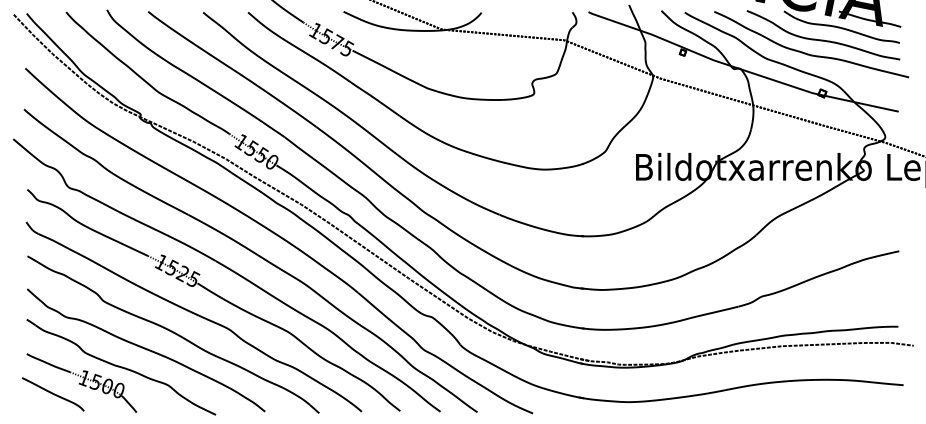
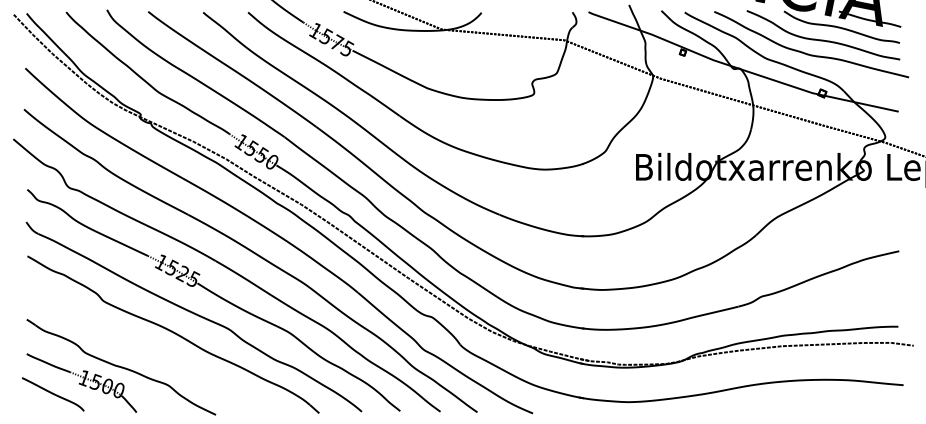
curve: present -> none (146, 350)
